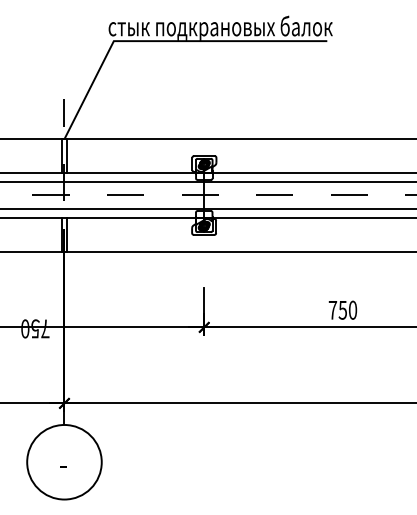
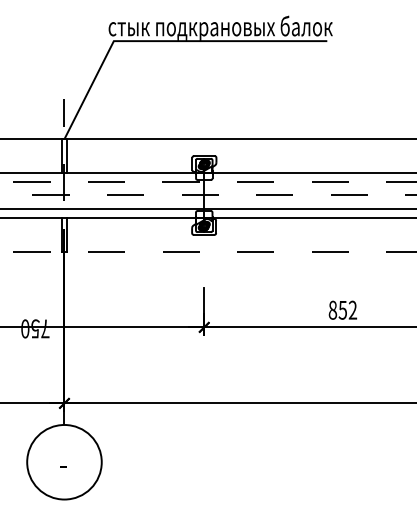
line: solid -> dashed (208, 182)
line: solid -> dashed (208, 251)
text: 750 -> 852 (342, 309)
